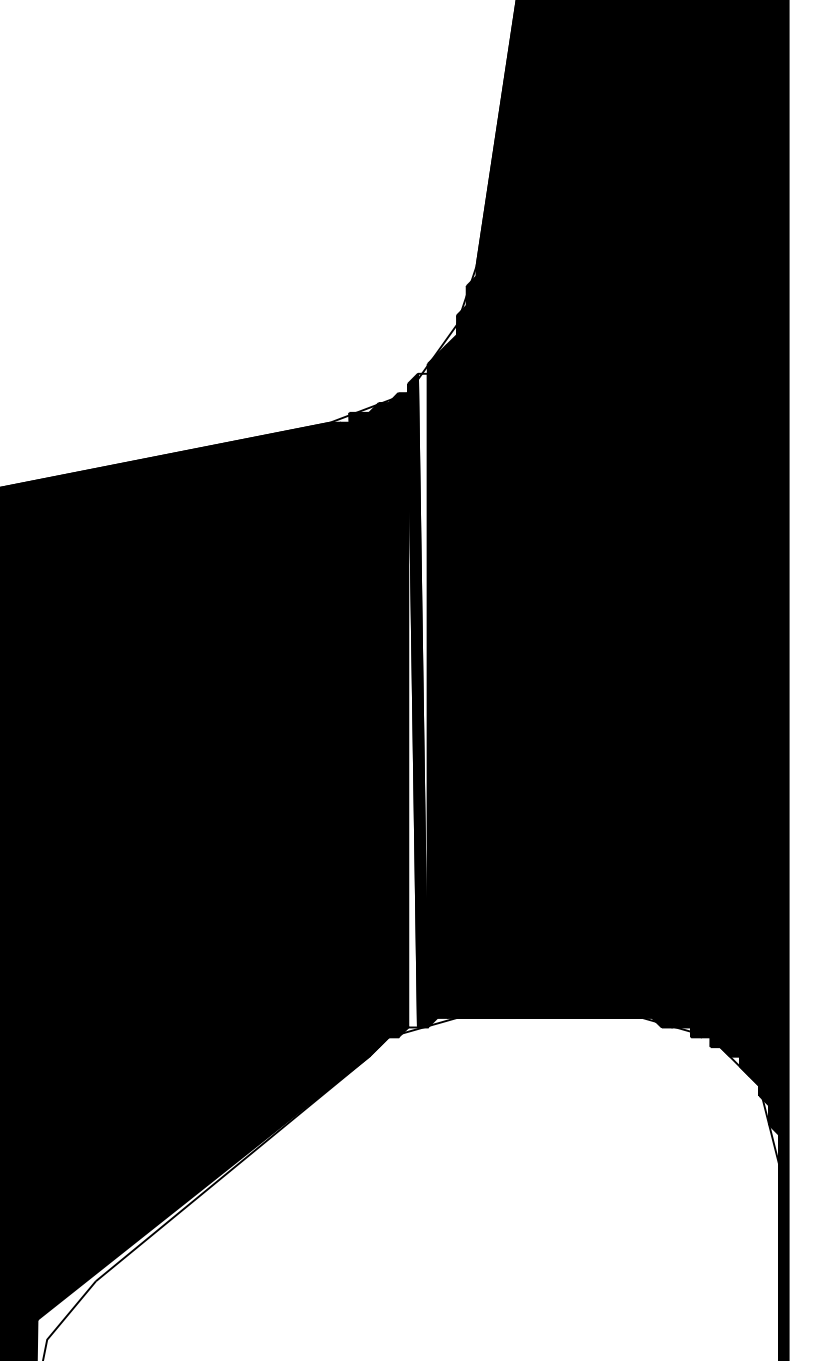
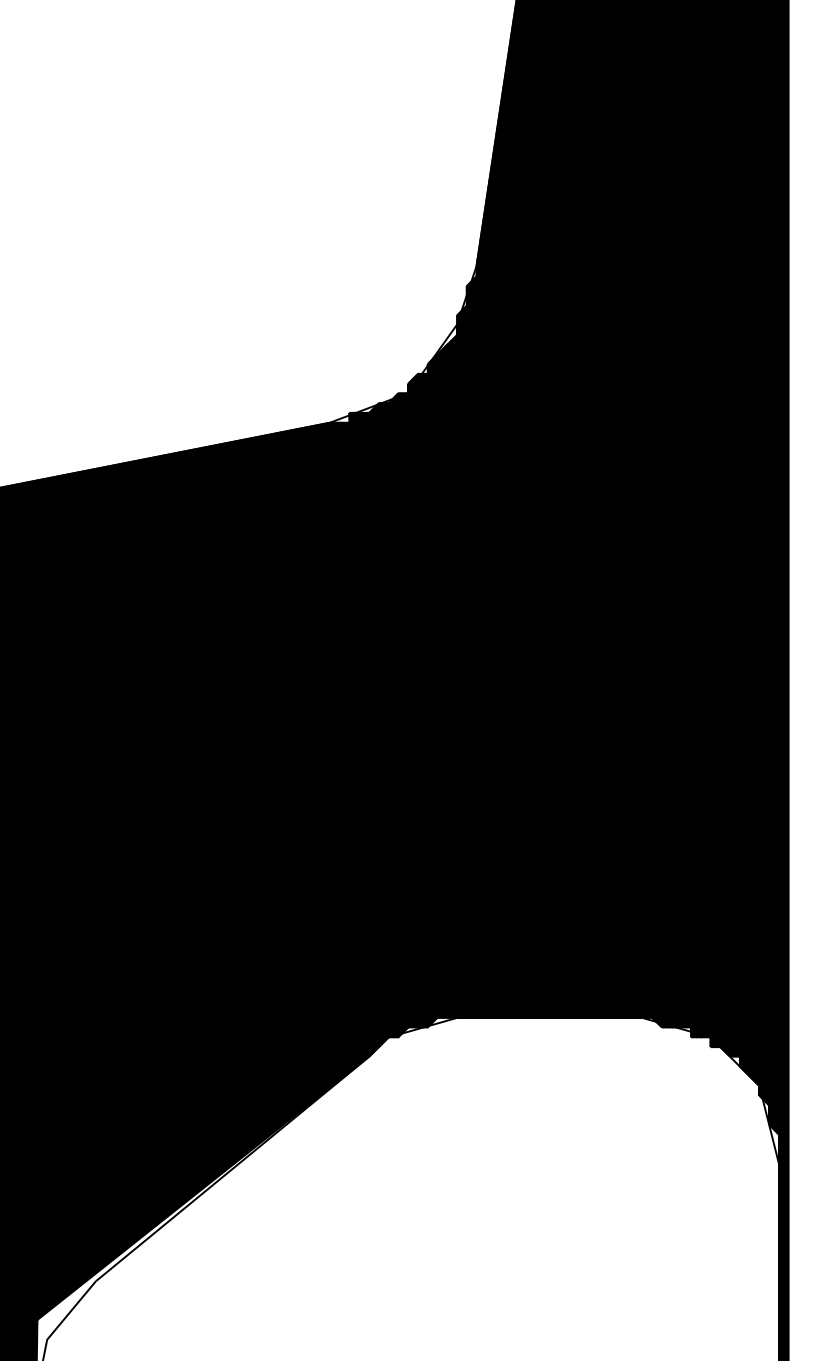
fill: none -> present (422, 700)
fill: none -> present (412, 705)
